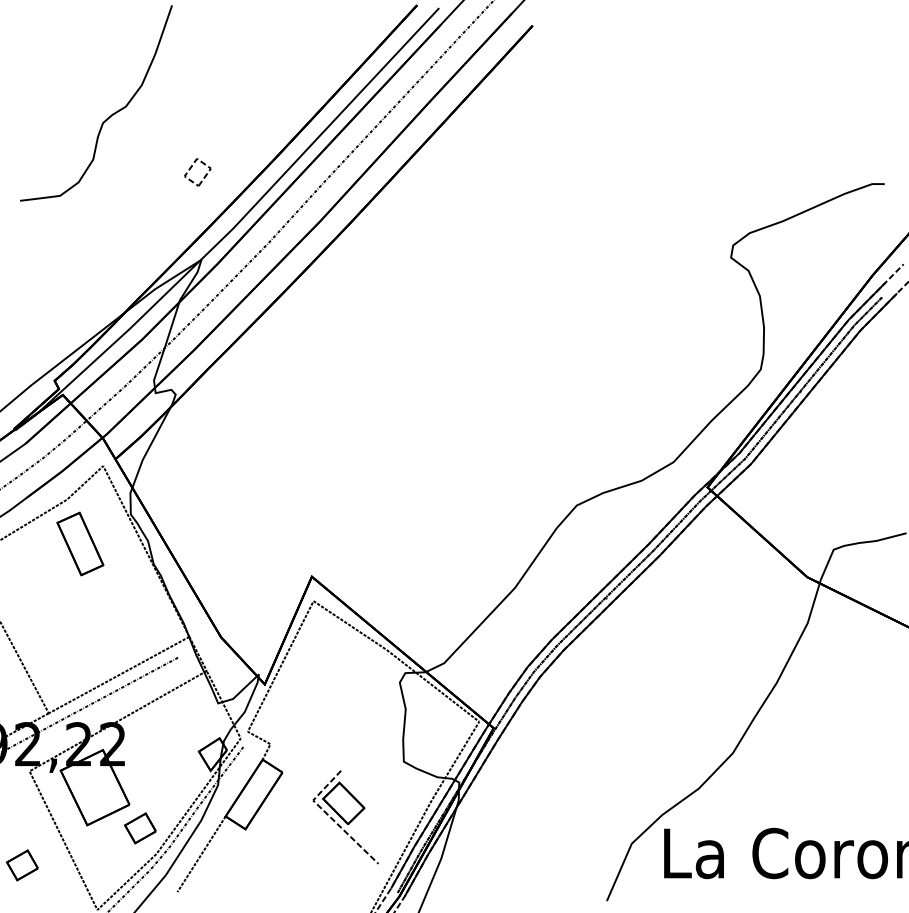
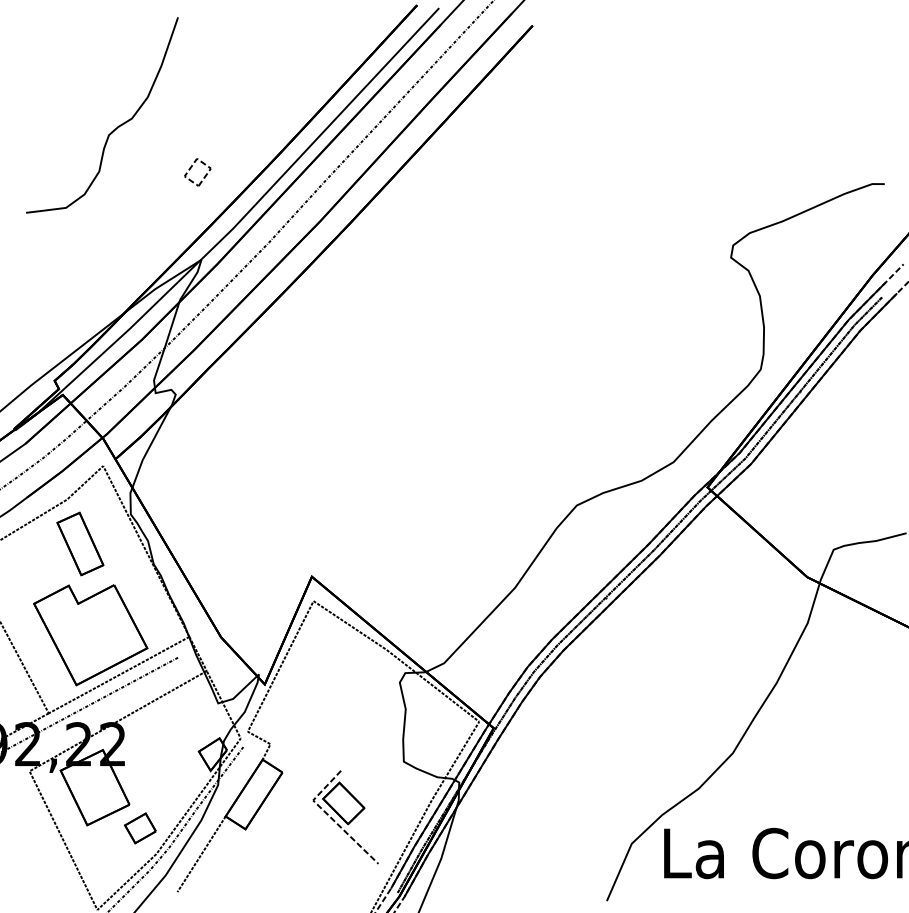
part position: (107, 117) -> (113, 129) (113, 129)
part: none -> present (90, 635)
part: present -> none (22, 865)
